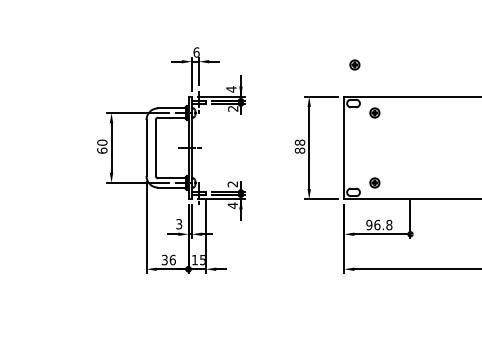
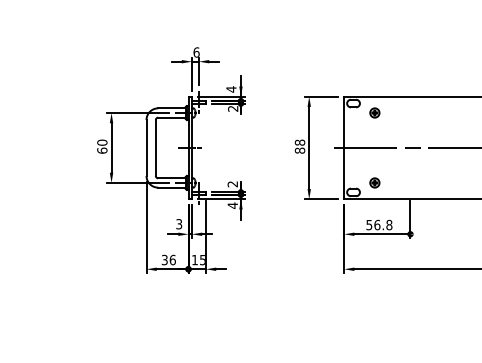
part: present -> none (354, 64)
line: none -> present (406, 148)
text: 96.8 -> 56.8 (369, 224)
